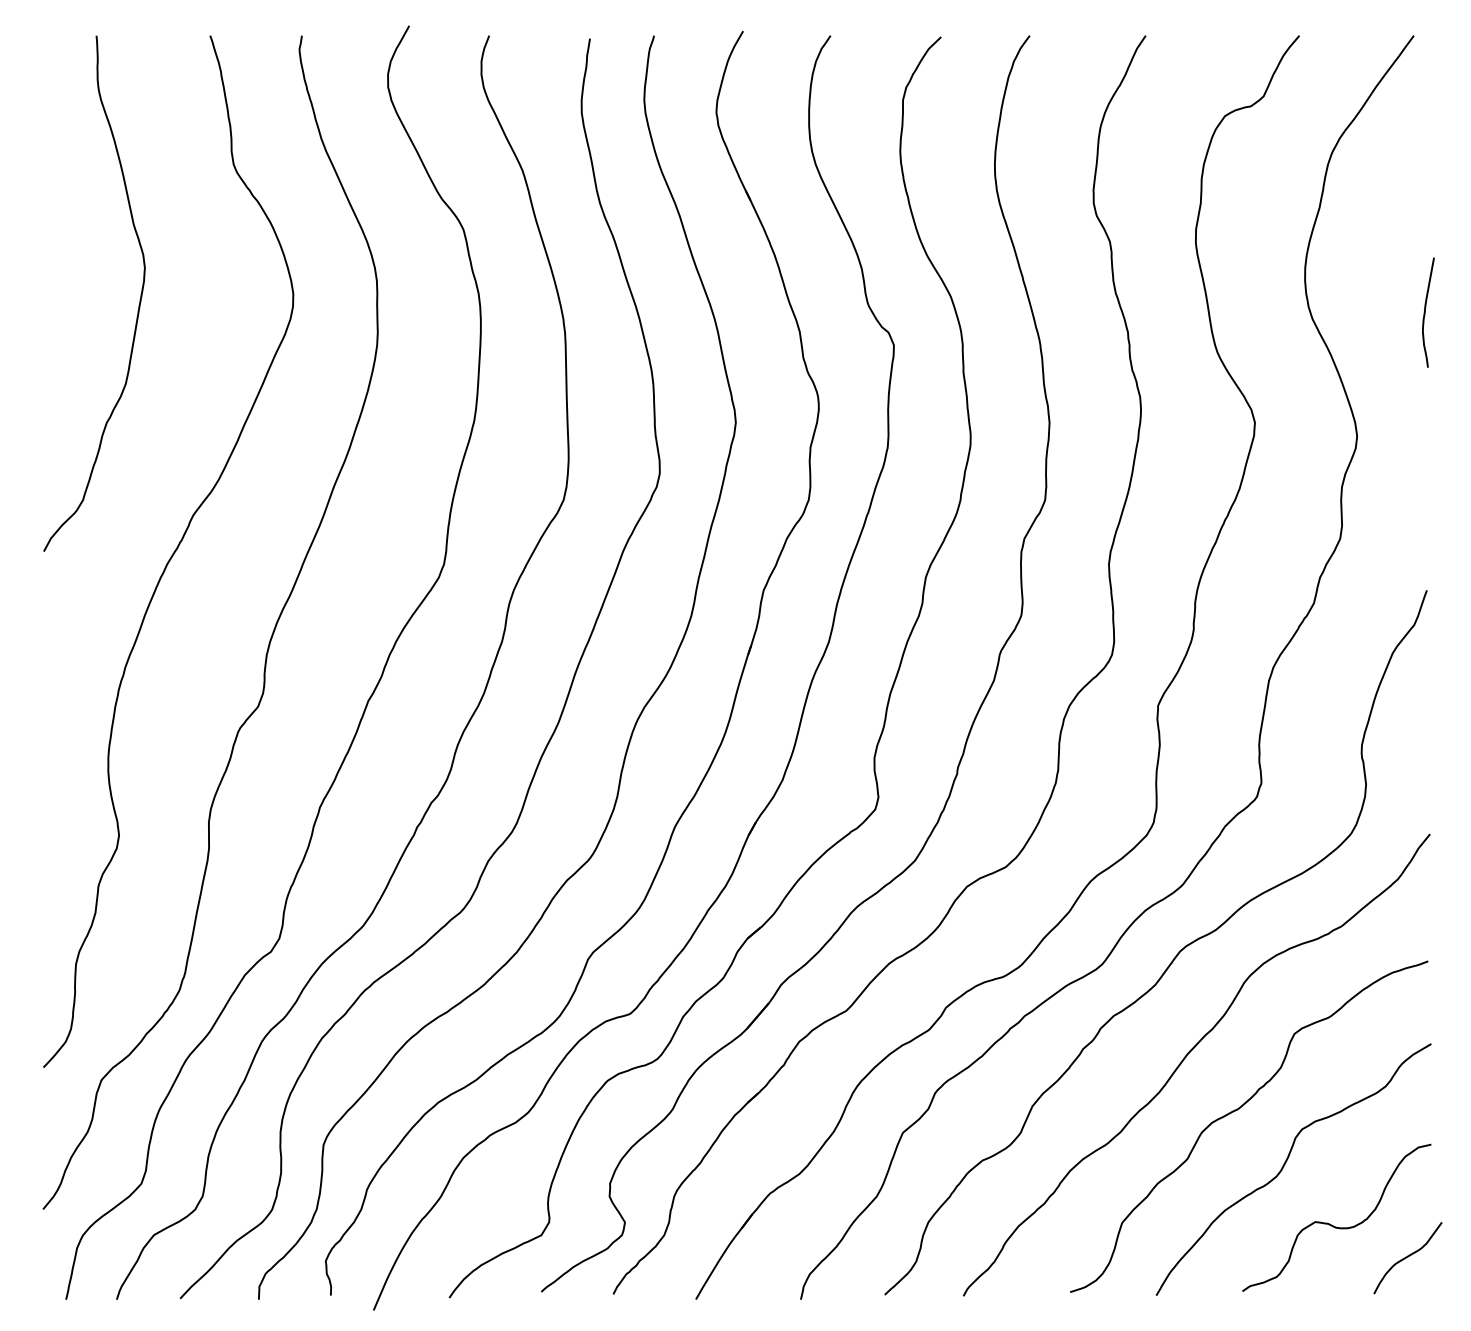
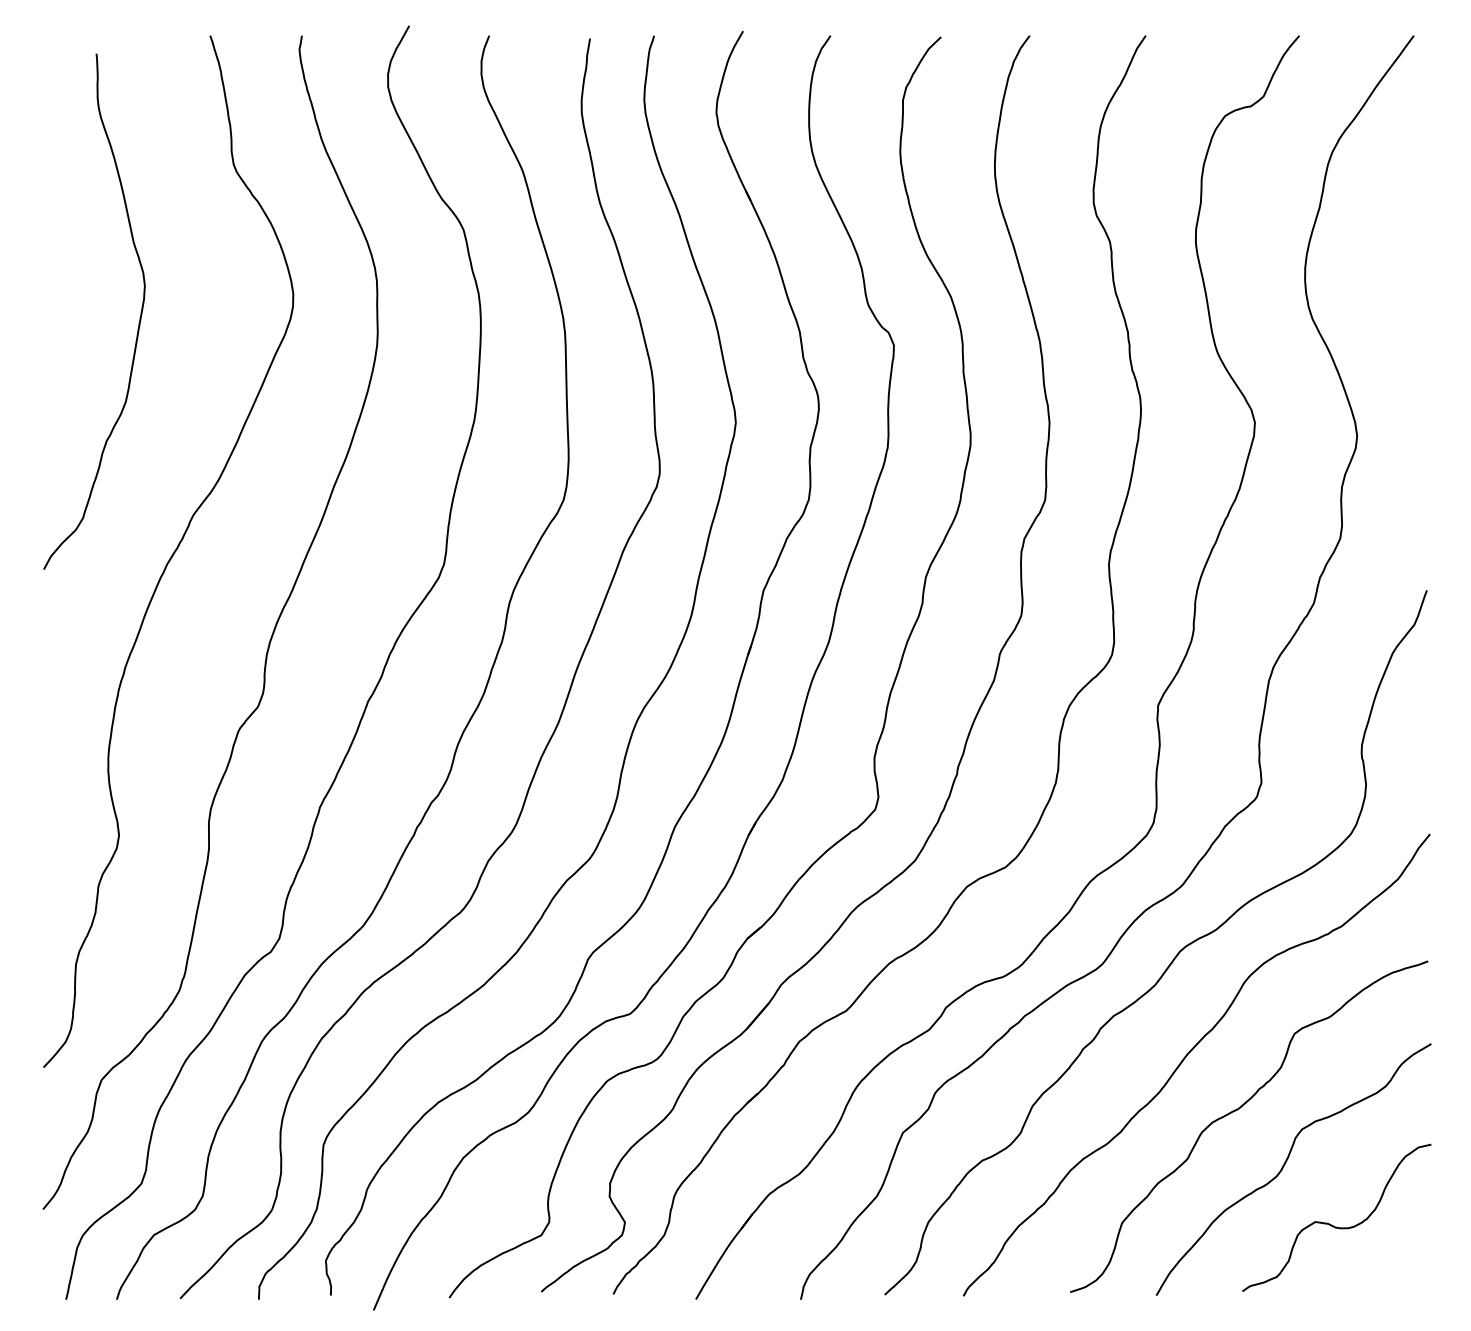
curve position: (139, 299) -> (139, 317) (139, 317)
curve: present -> none (1425, 312)
curve: present -> none (1407, 1257)
